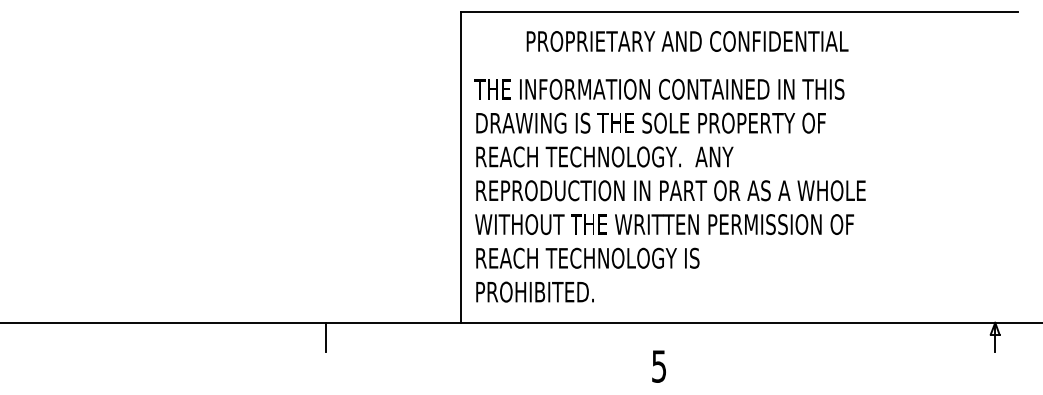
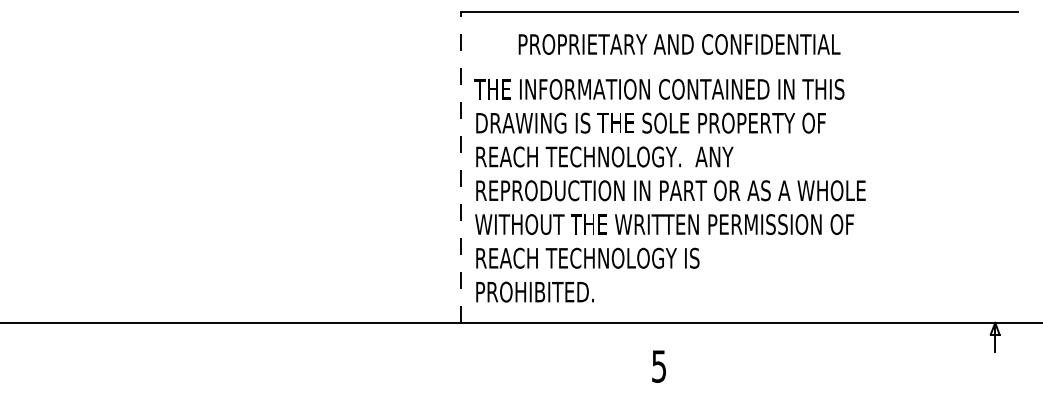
text position: (687, 41) -> (679, 44) (679, 44)
line: solid -> dashed (461, 166)
line: present -> none (325, 336)
